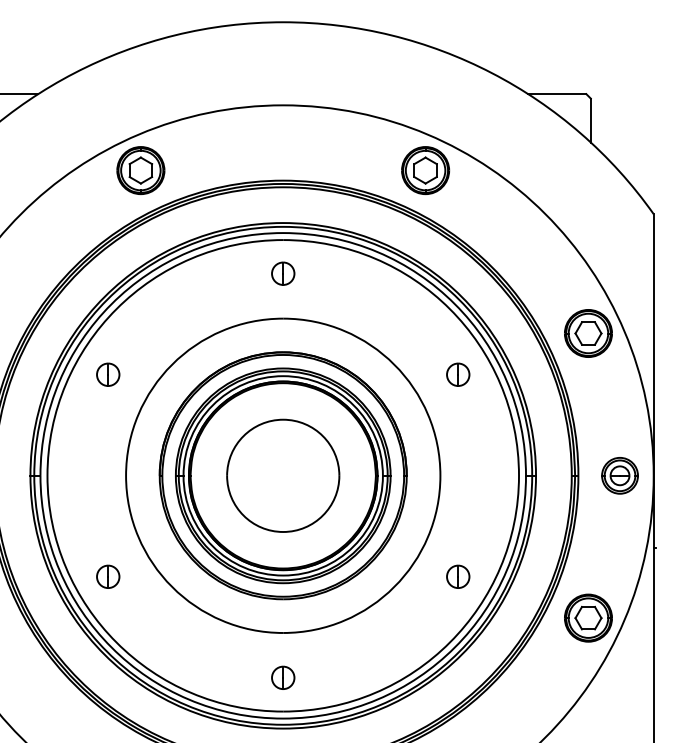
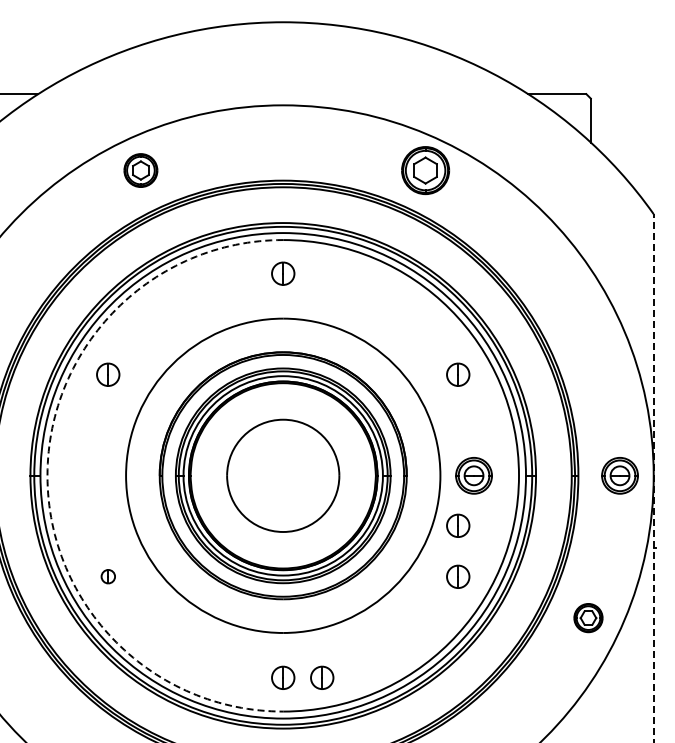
part size: 50x49 px -> 36x35 px (140, 170)
part: present -> none (588, 333)
arc: solid -> dashed (47, 475)
part: none -> present (473, 475)
line: solid -> dashed (653, 478)
part: none -> present (458, 525)
part size: 25x25 px -> 16x16 px (107, 576)
part size: 49x50 px -> 31x31 px (588, 618)
part: none -> present (322, 677)
